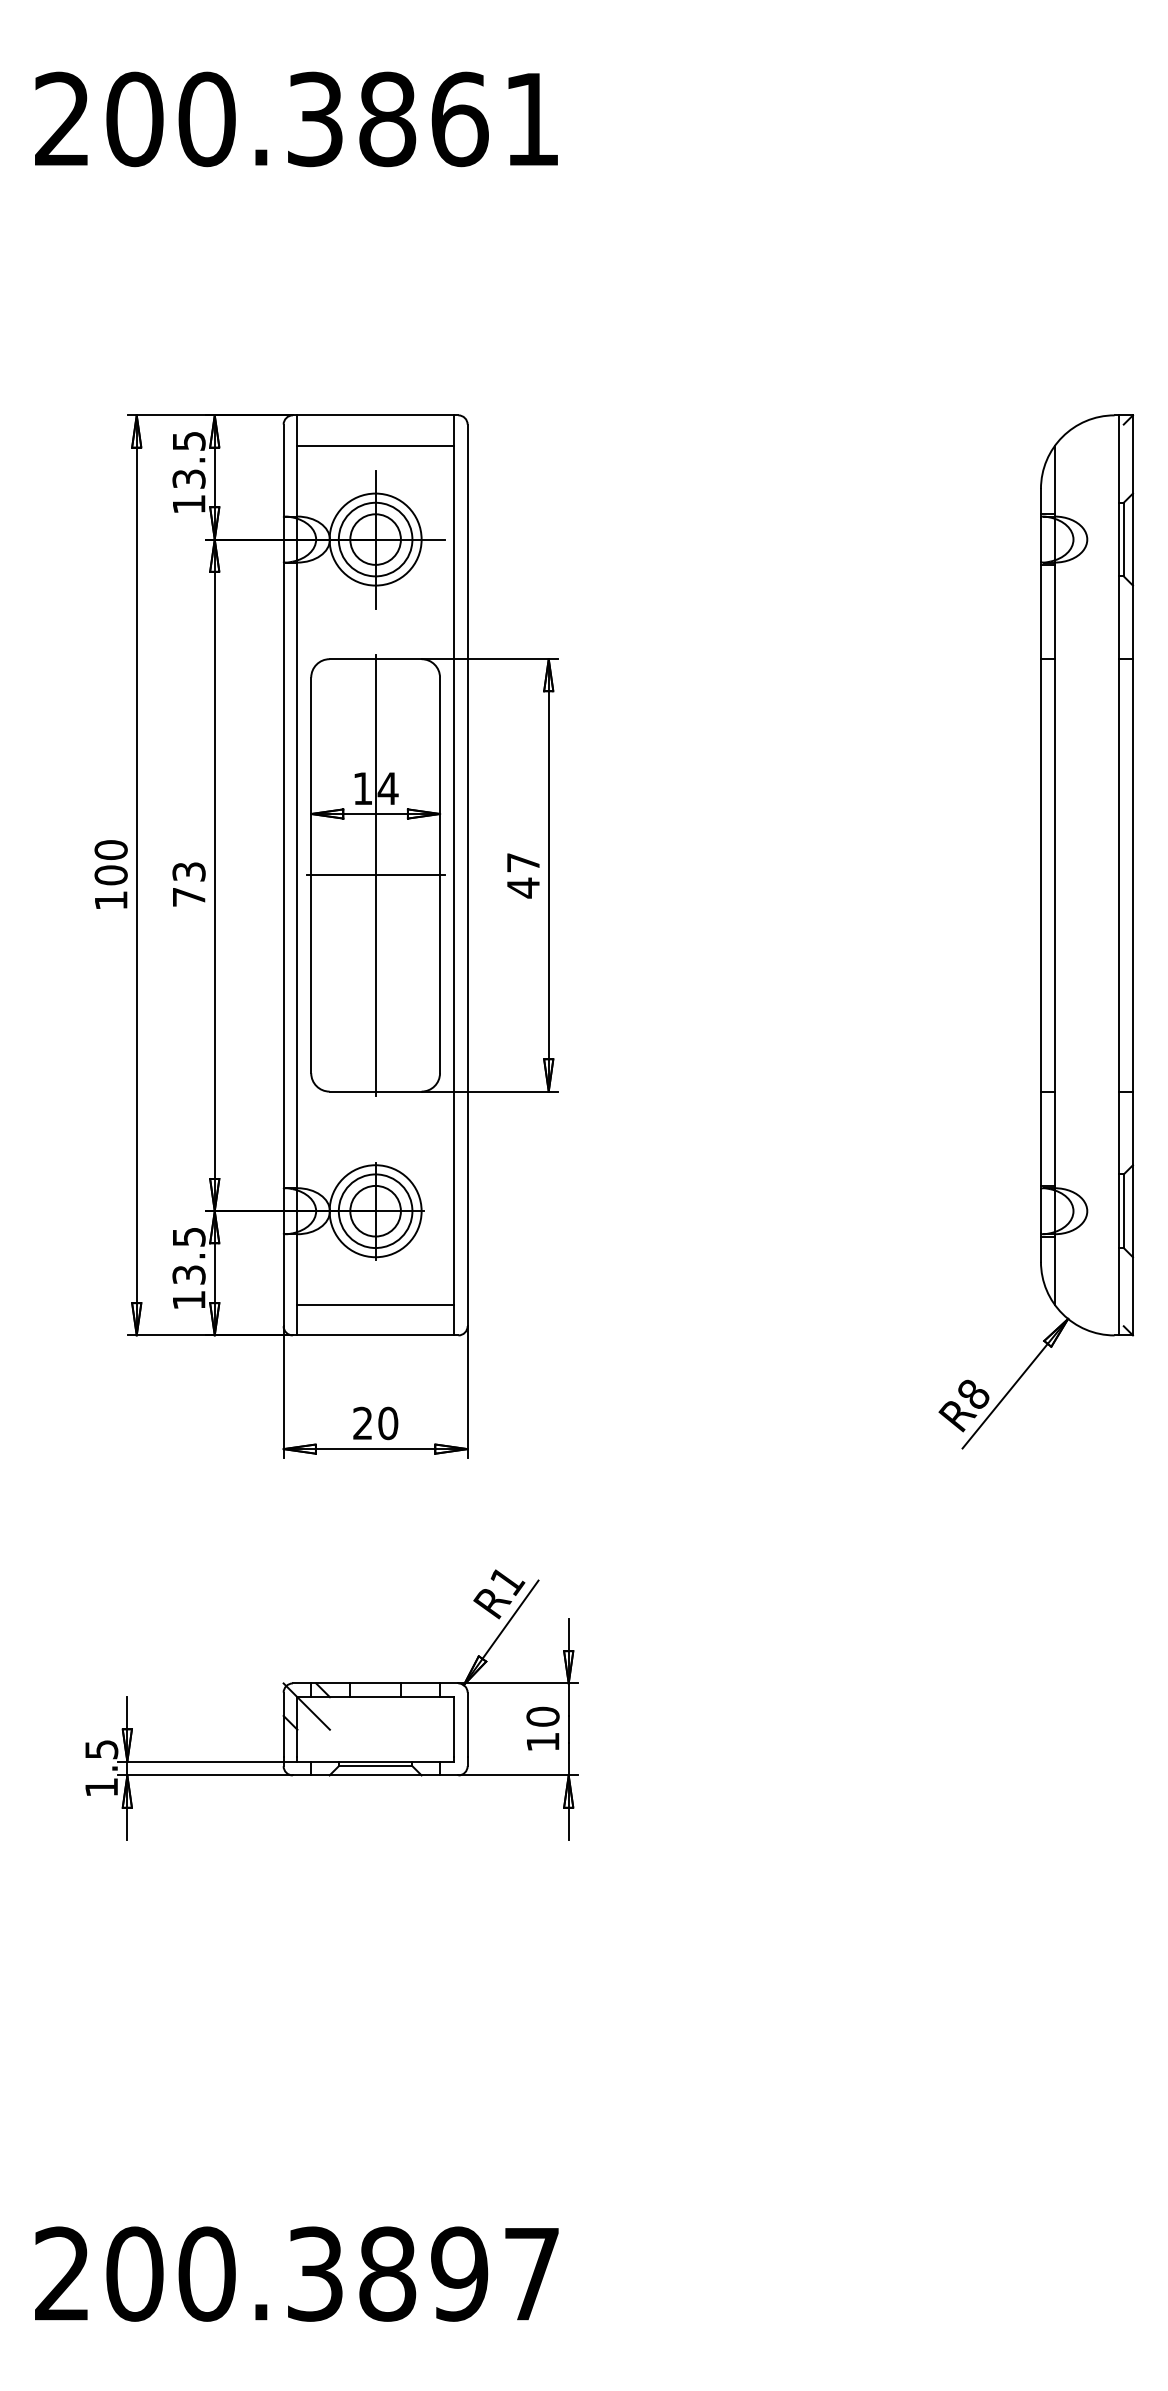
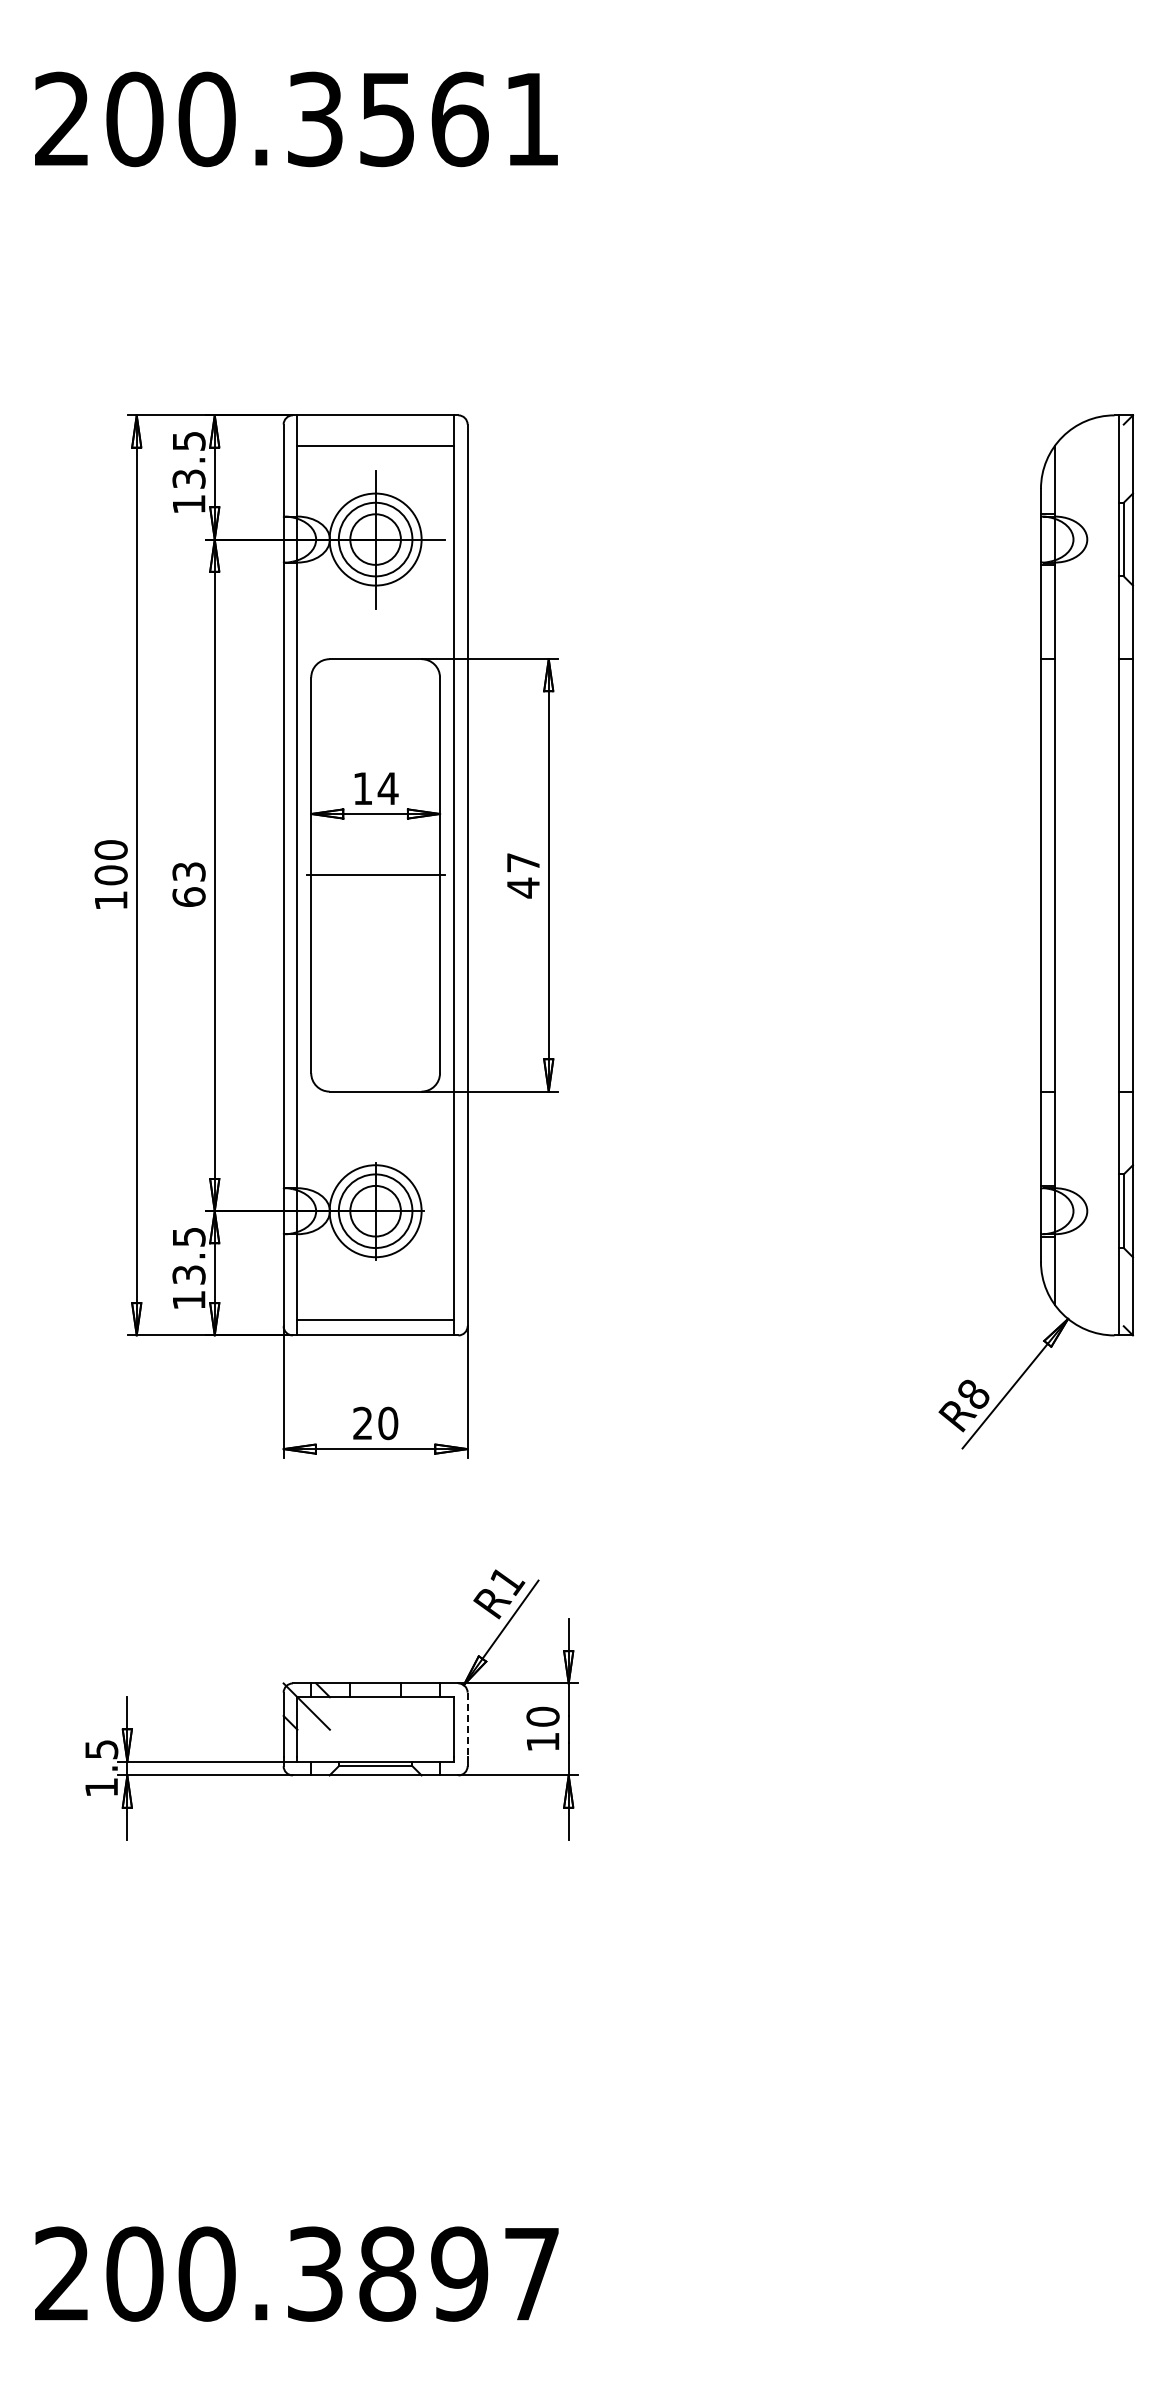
text: 200.3861 -> 200.3561 (387, 119)
line: present -> none (375, 875)
text: 73 -> 63 (188, 896)
line position: (375, 1304) -> (375, 1319) (375, 1319)
line: solid -> dashed (467, 1725)
